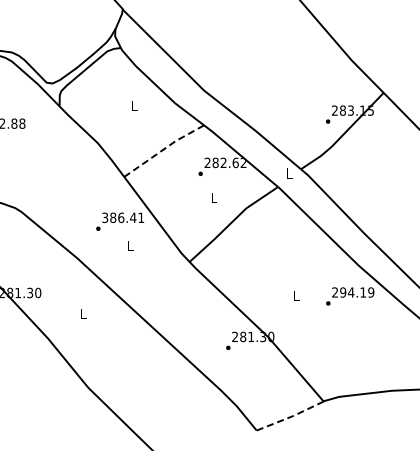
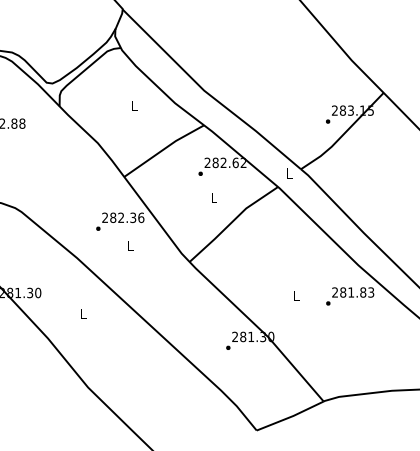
line: dashed -> solid (164, 148)
text: 386.41 -> 282.36 (123, 217)
text: 294.19 -> 281.83 (357, 292)
line: dashed -> solid (290, 417)
